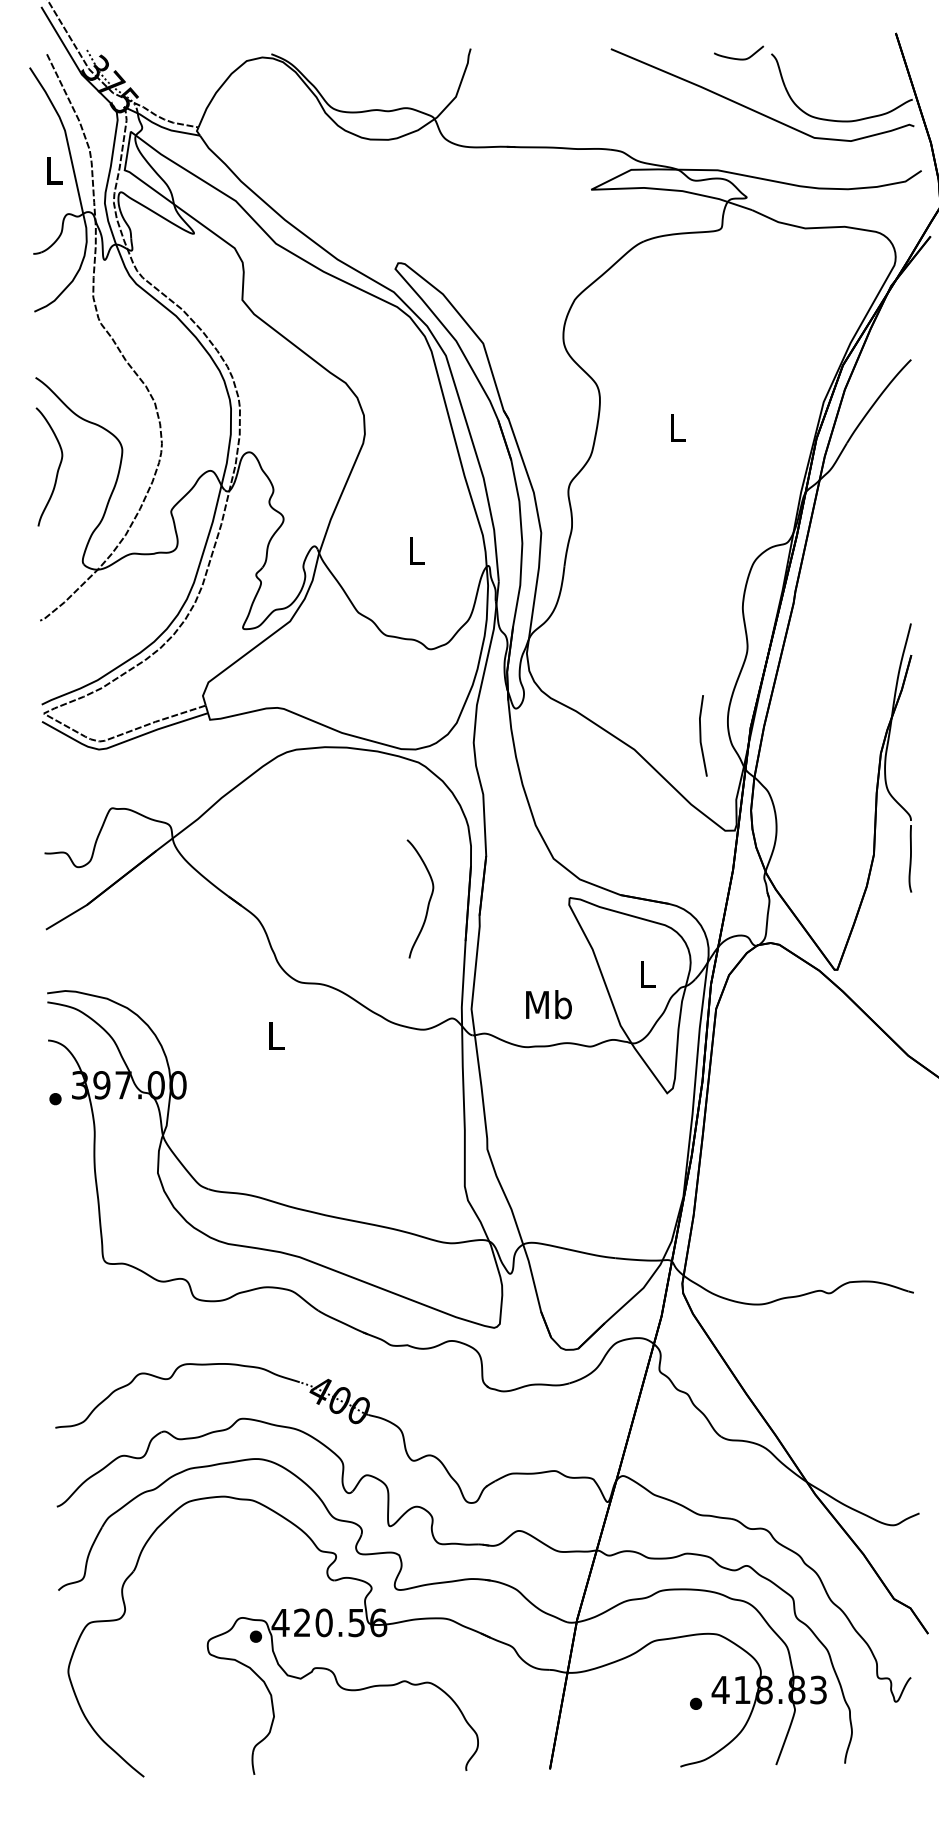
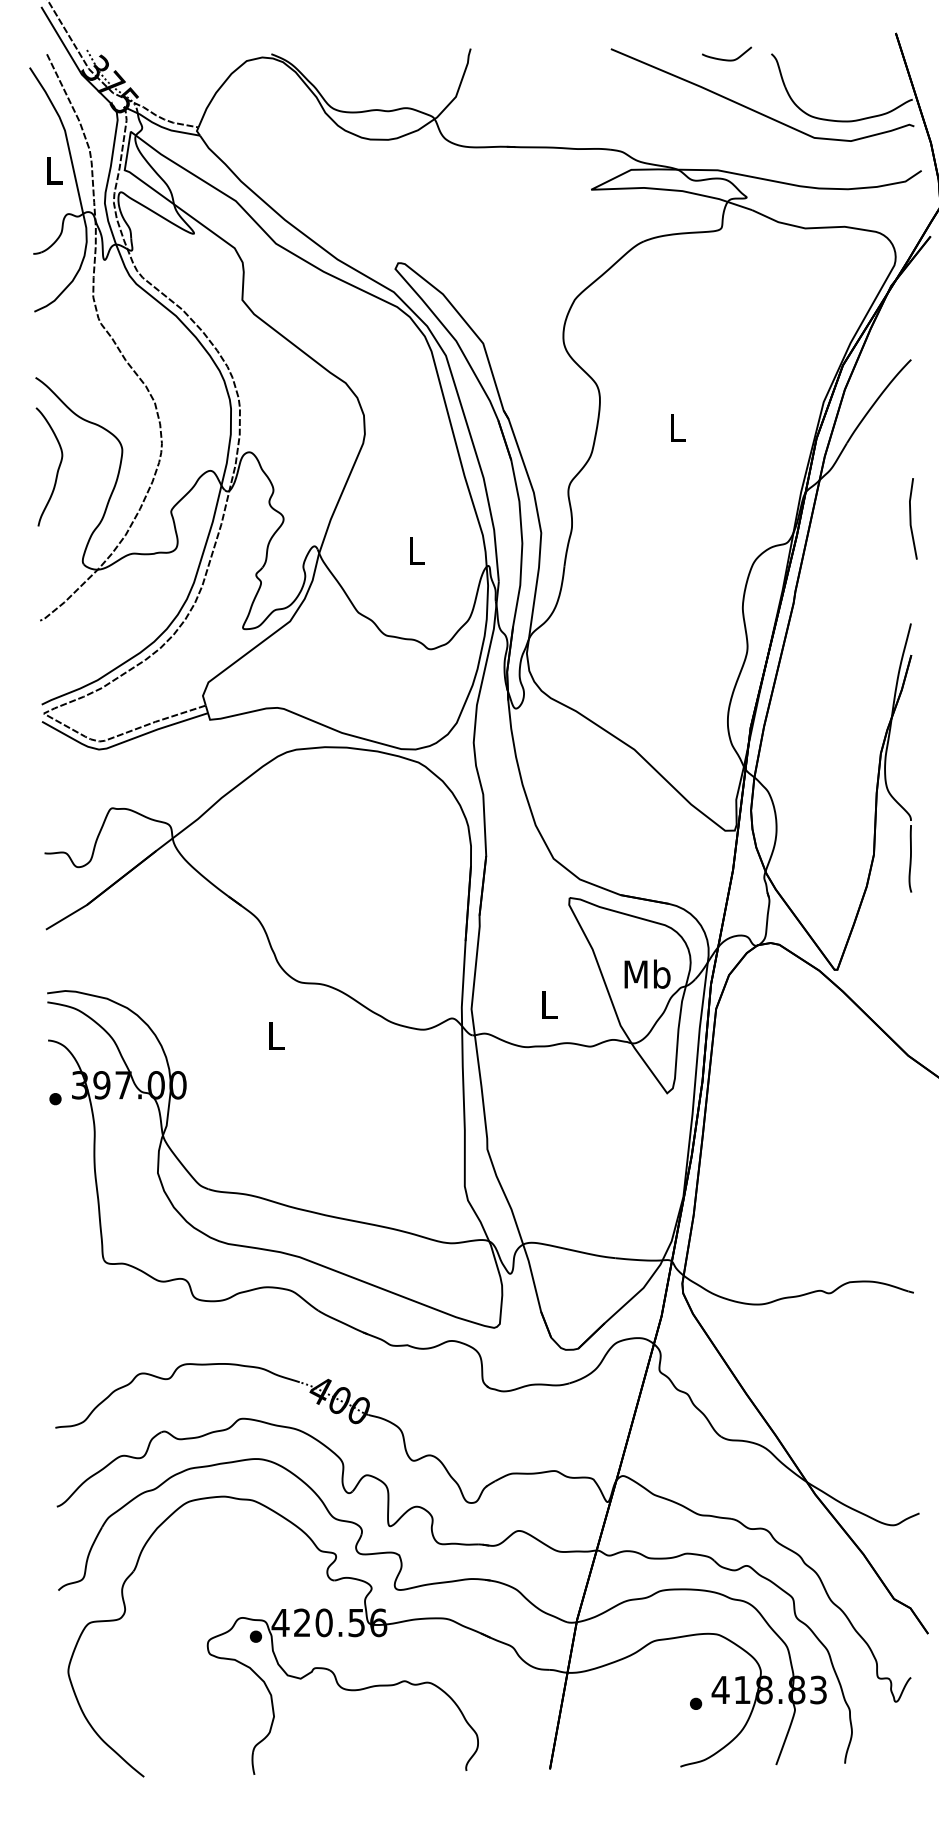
curve position: (739, 58) -> (727, 59) (727, 59)
line position: (701, 735) -> (911, 518) (911, 518)
curve: present -> none (428, 900)
text: L -> Mb (647, 973)
text: Mb -> L (548, 1004)
